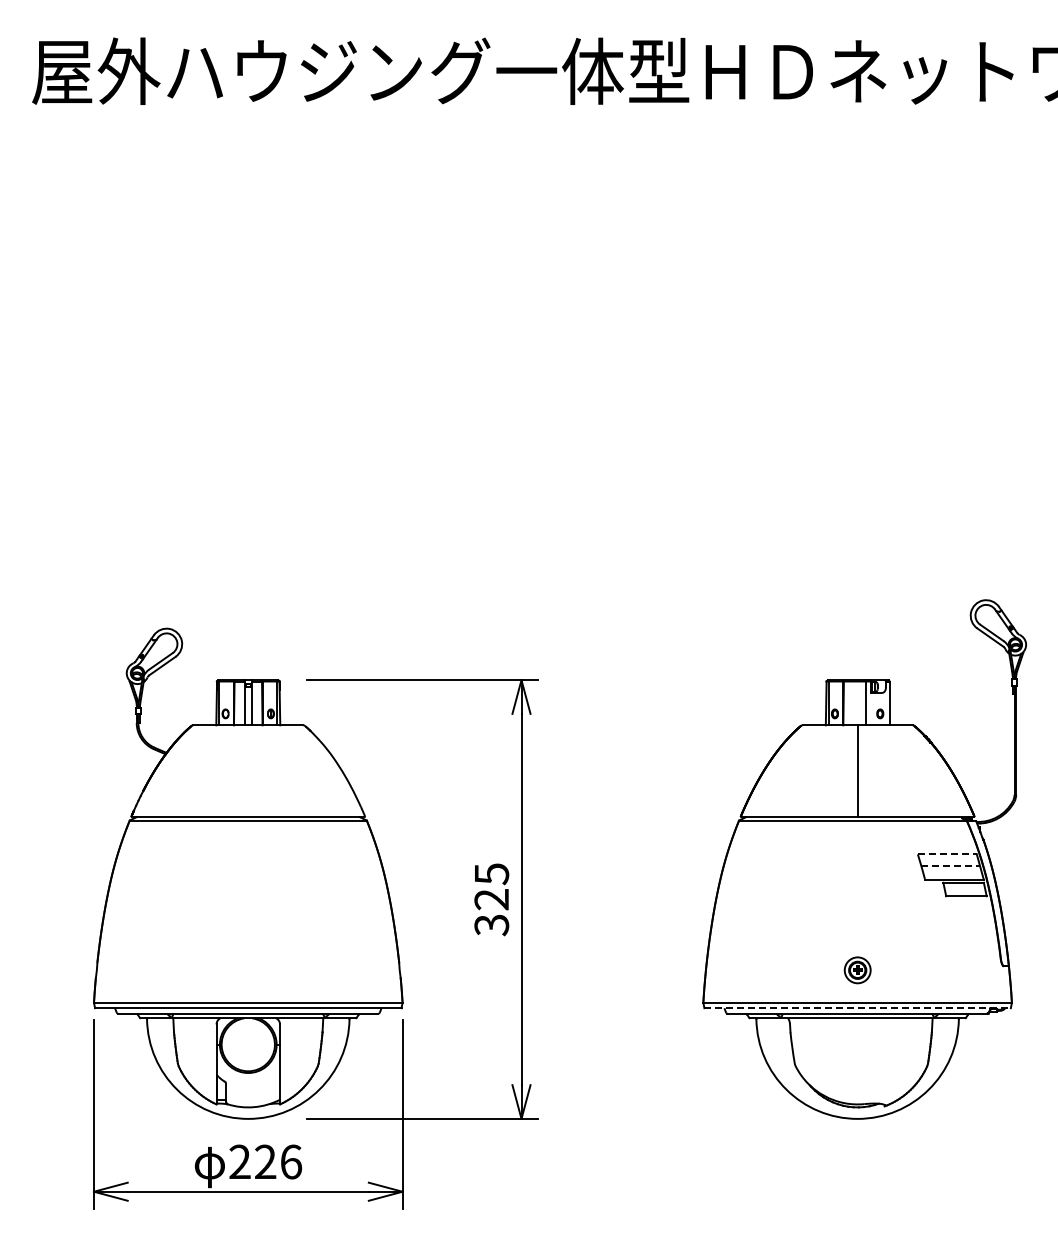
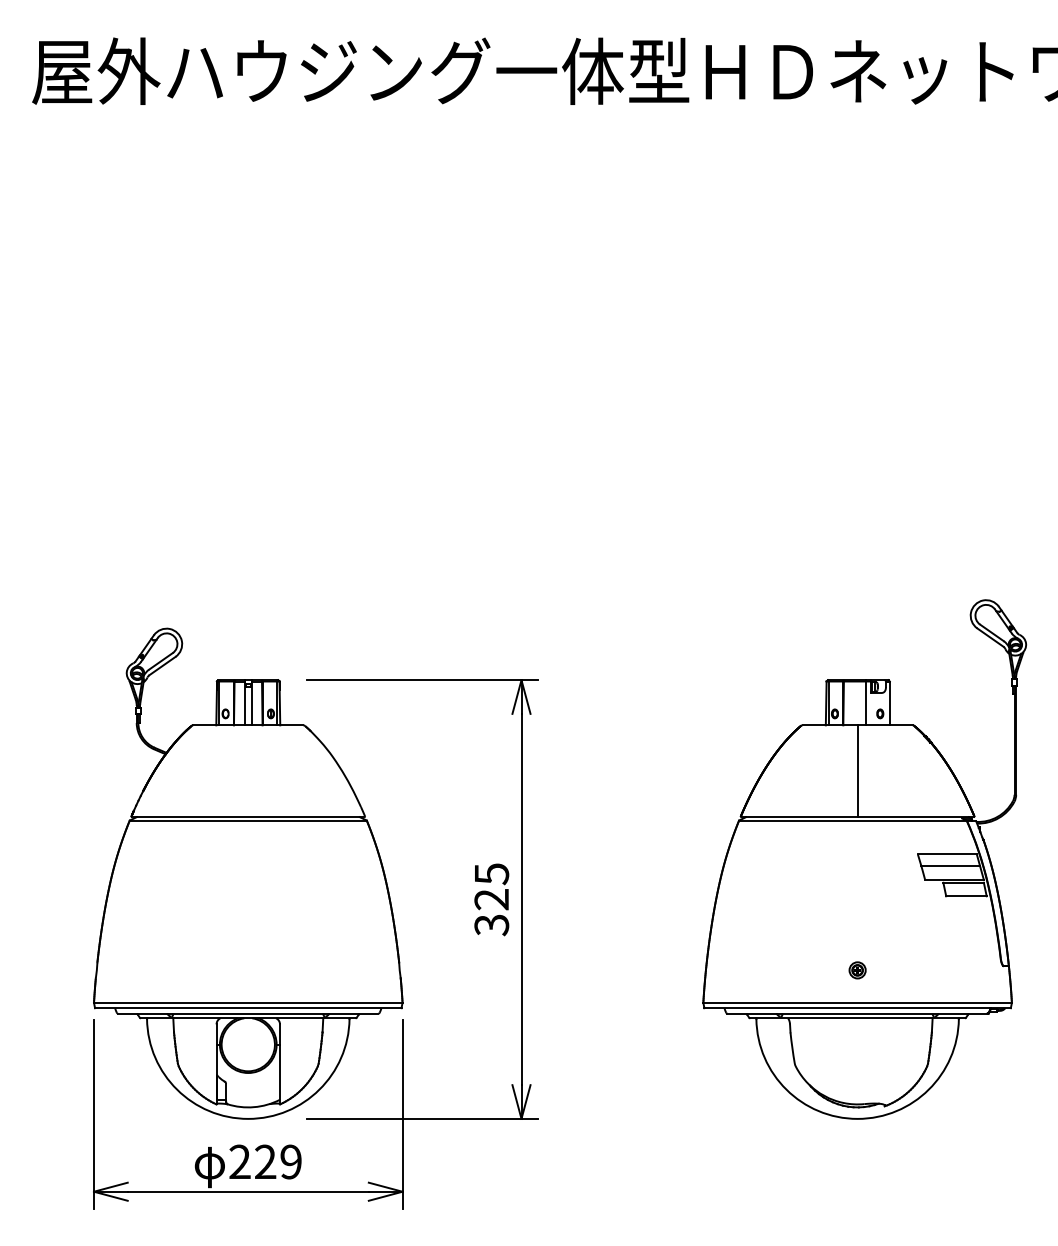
line: dashed -> solid (947, 854)
line: dashed -> solid (951, 865)
part size: 29x29 px -> 19x19 px (857, 970)
line: dashed -> solid (858, 1008)
text: 226 -> 229 (291, 1161)
